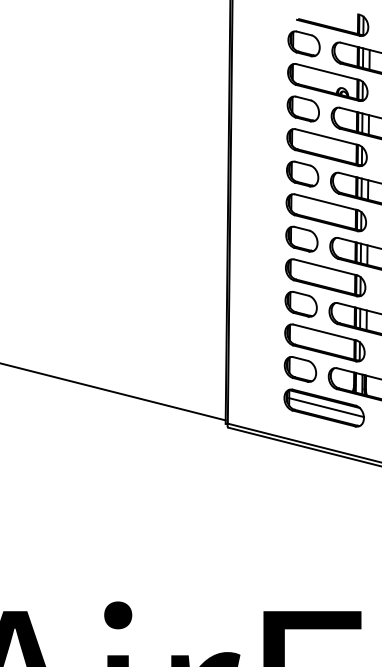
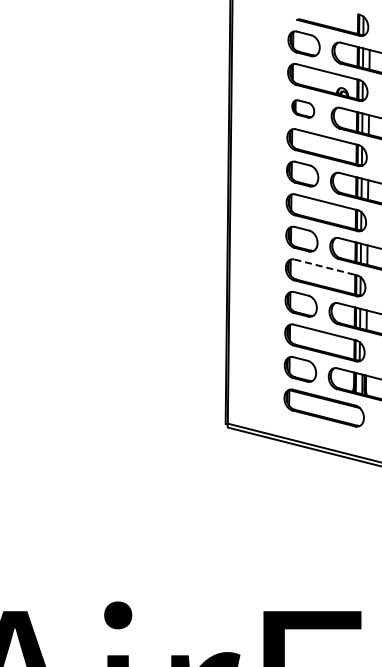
part size: 34x28 px -> 25x20 px (303, 108)
line: solid -> dashed (326, 267)
line: present -> none (113, 391)
line: present -> none (326, 407)
